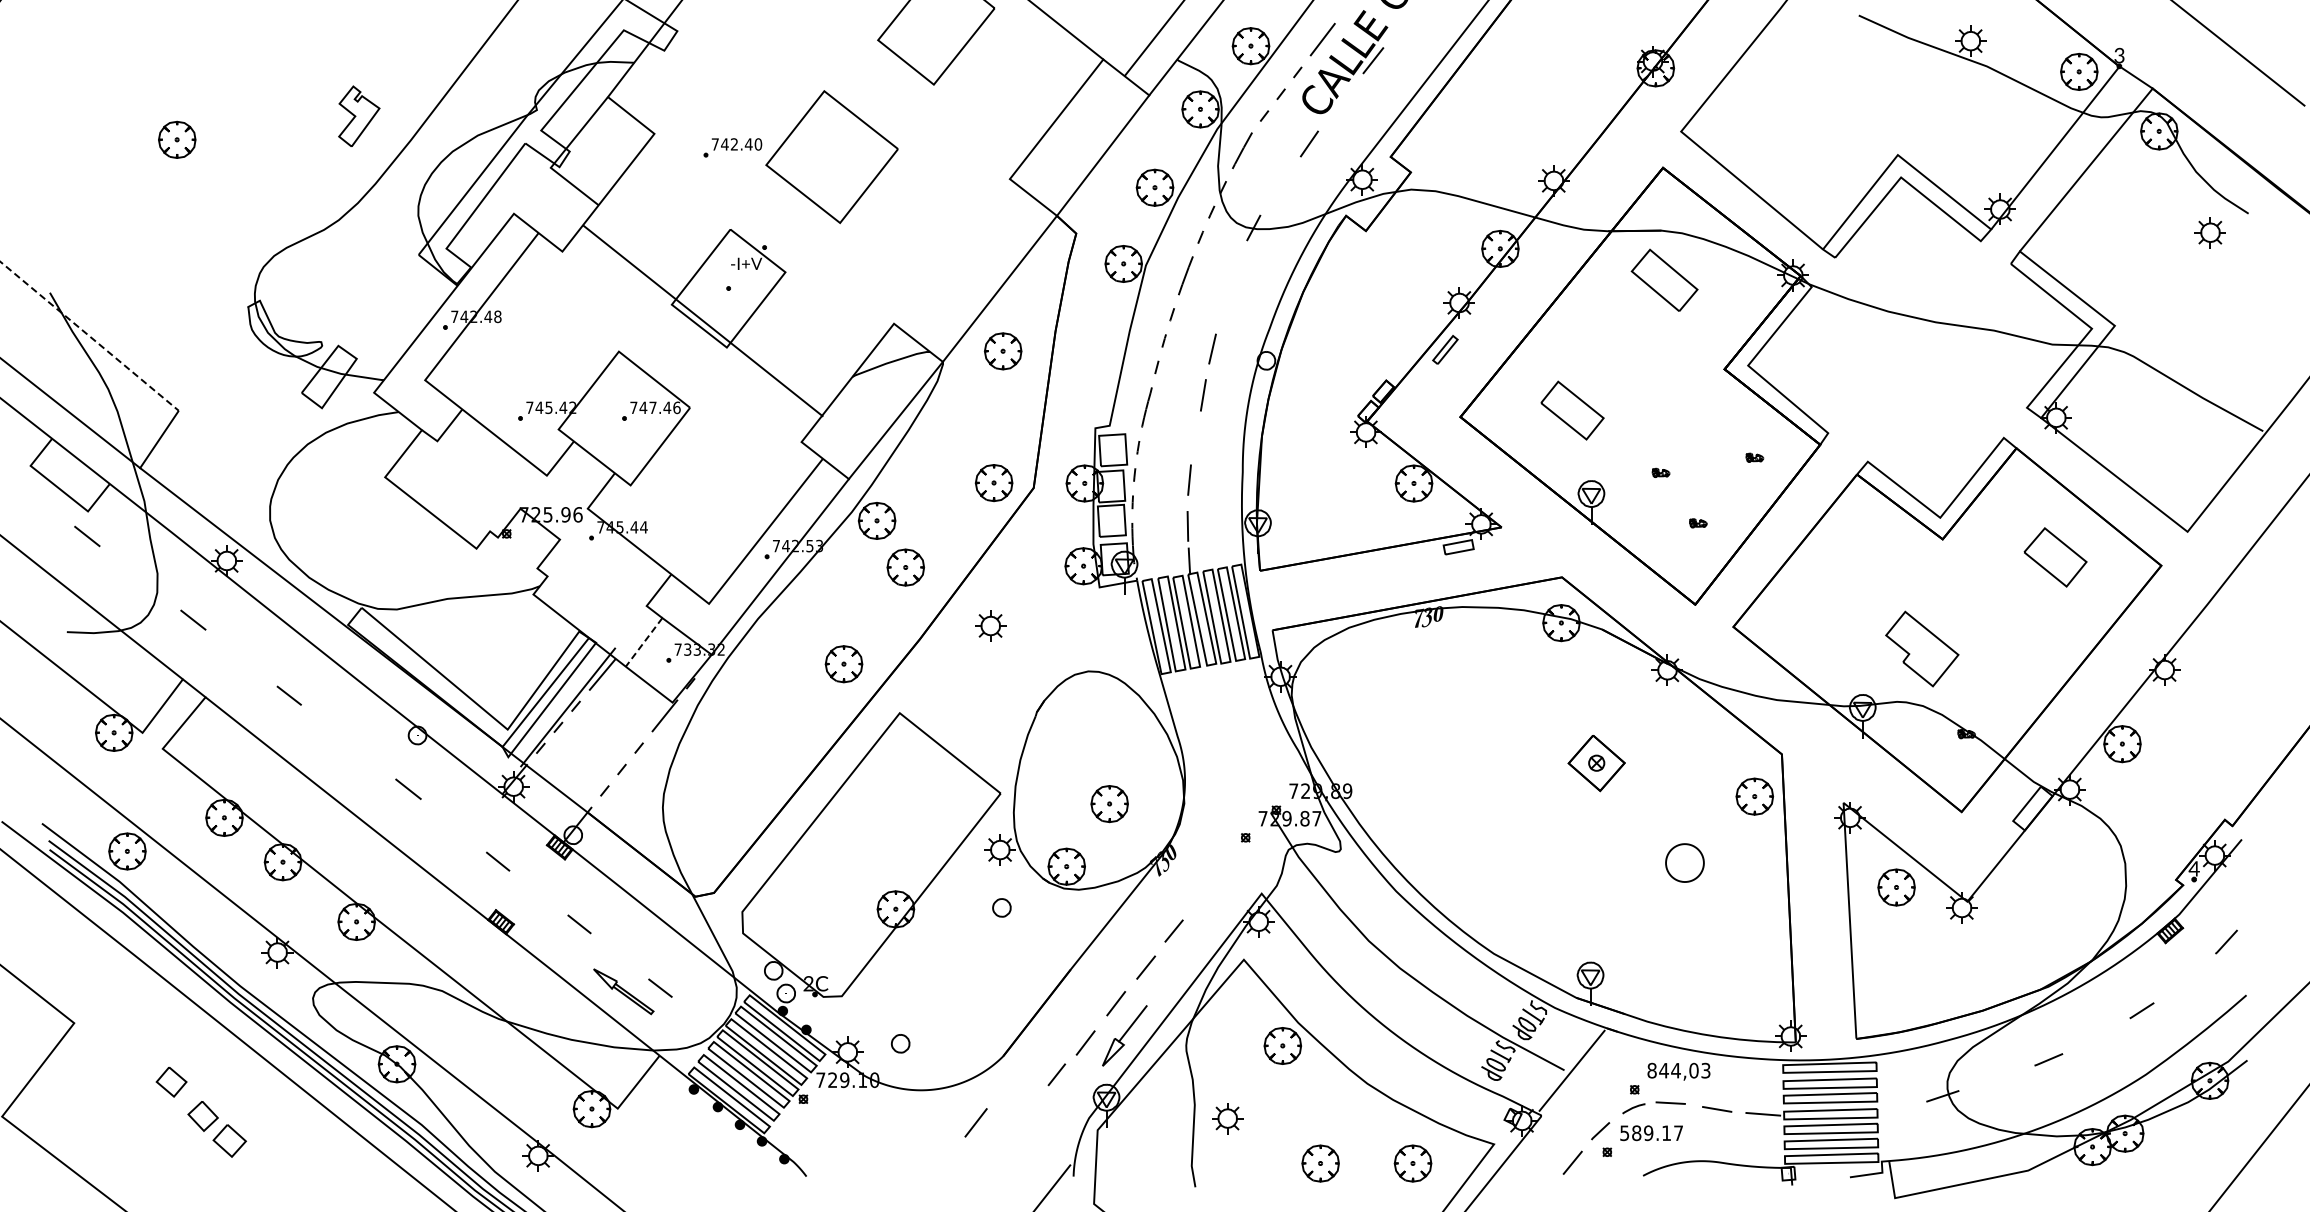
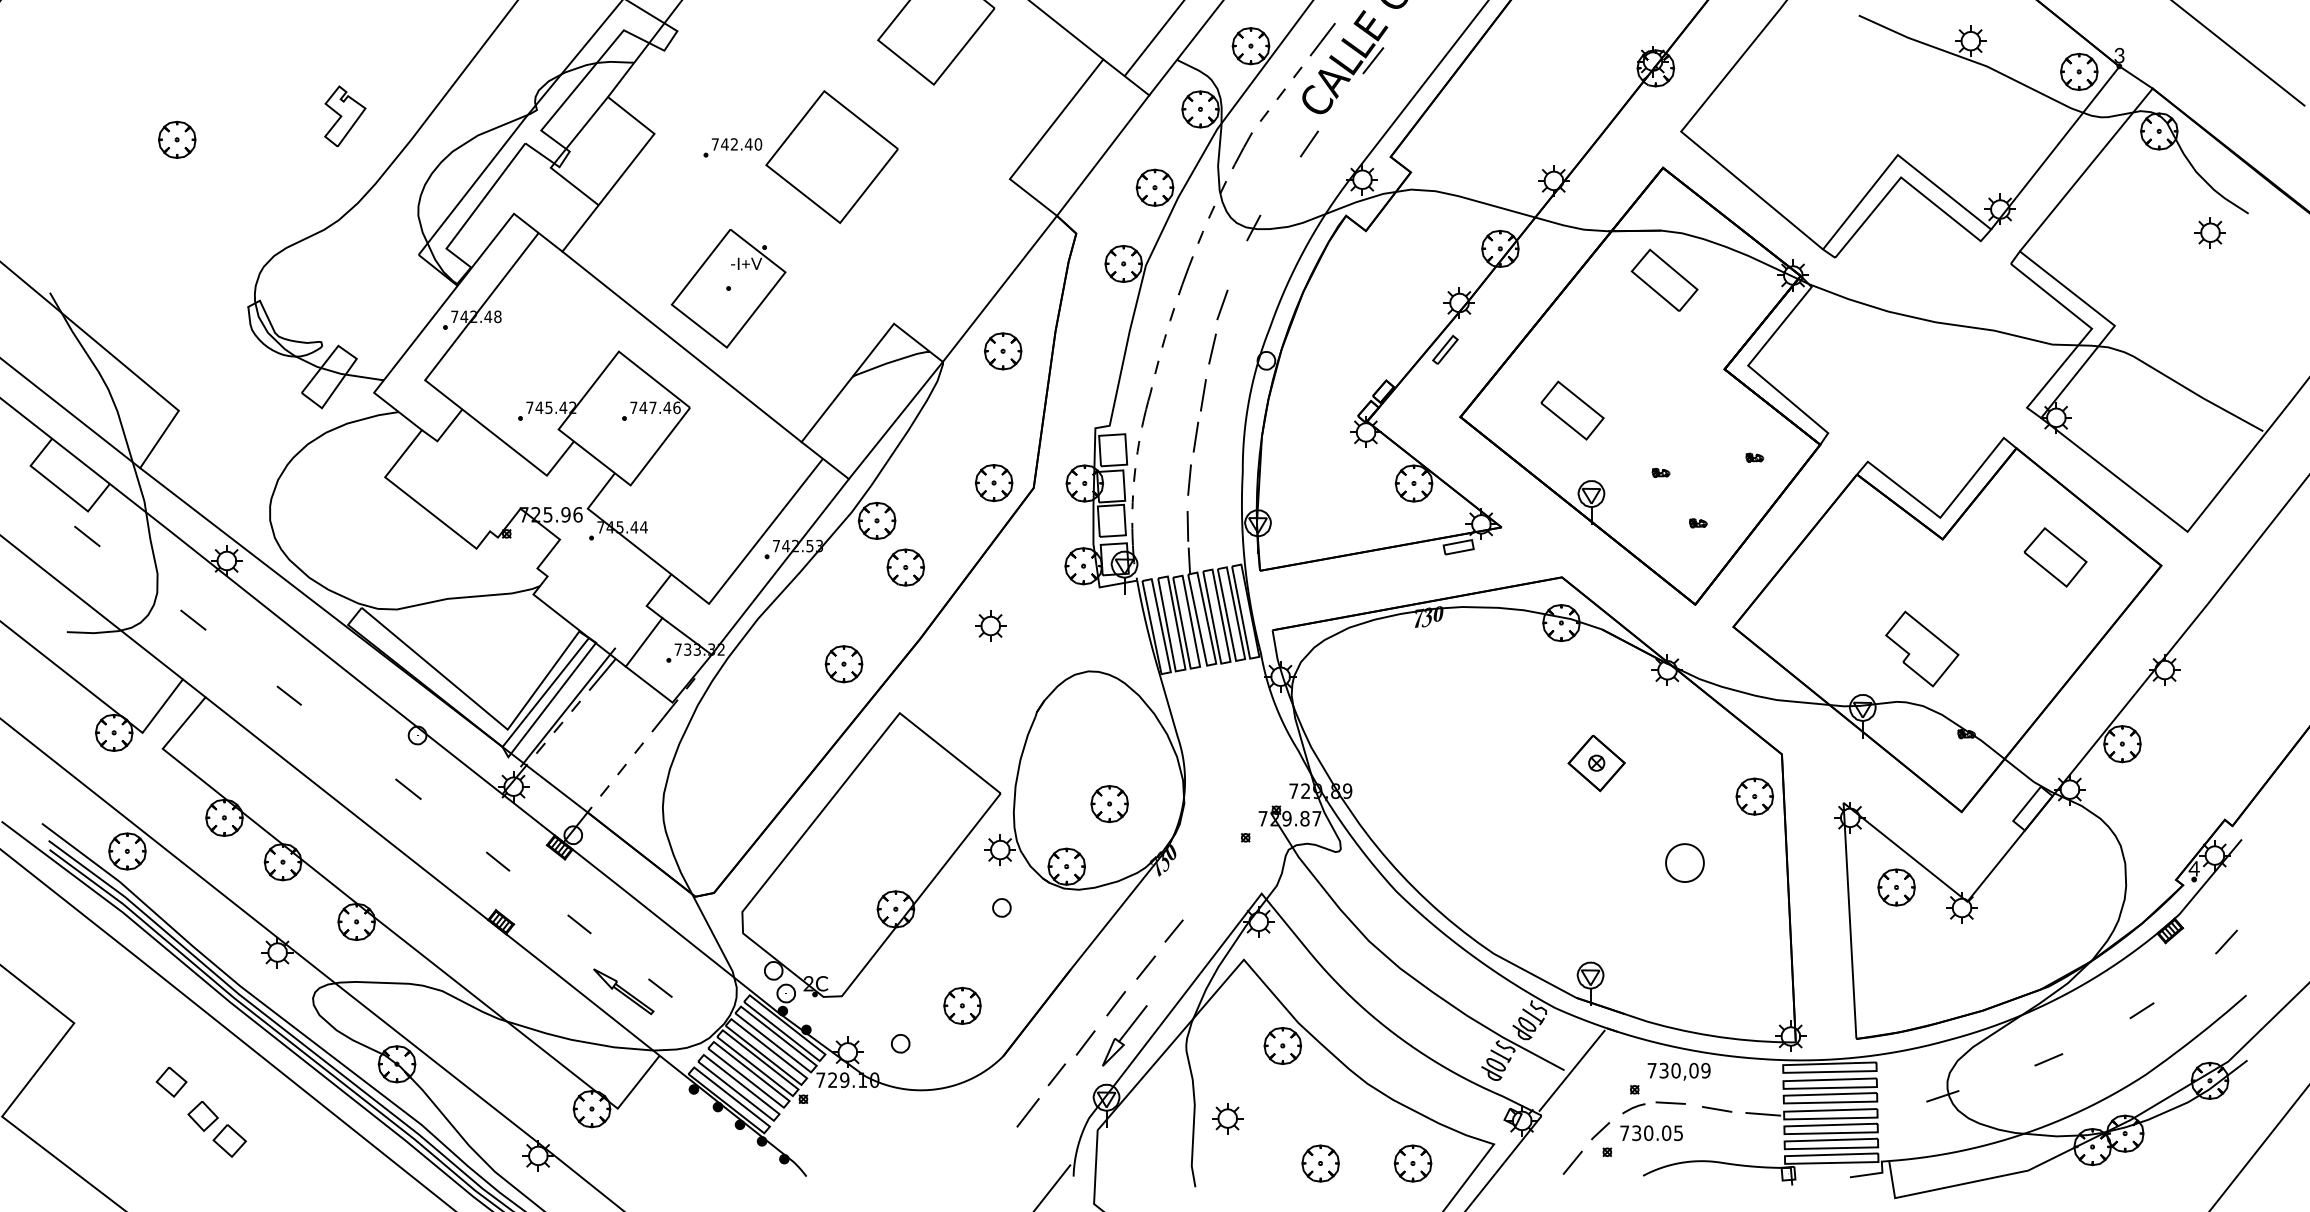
part position: (359, 115) -> (345, 115) (345, 115)
line: none -> present (1222, 304)
line position: (702, 320) -> (681, 346) (681, 346)
line: dashed -> solid (90, 336)
line: none -> present (1195, 436)
line: dashed -> solid (643, 642)
part: none -> present (962, 1005)
text: 844,03 -> 730,09 (1678, 1070)
line position: (975, 1122) -> (1027, 1112) (1027, 1112)
text: 589.17 -> 730.05 (1651, 1133)
